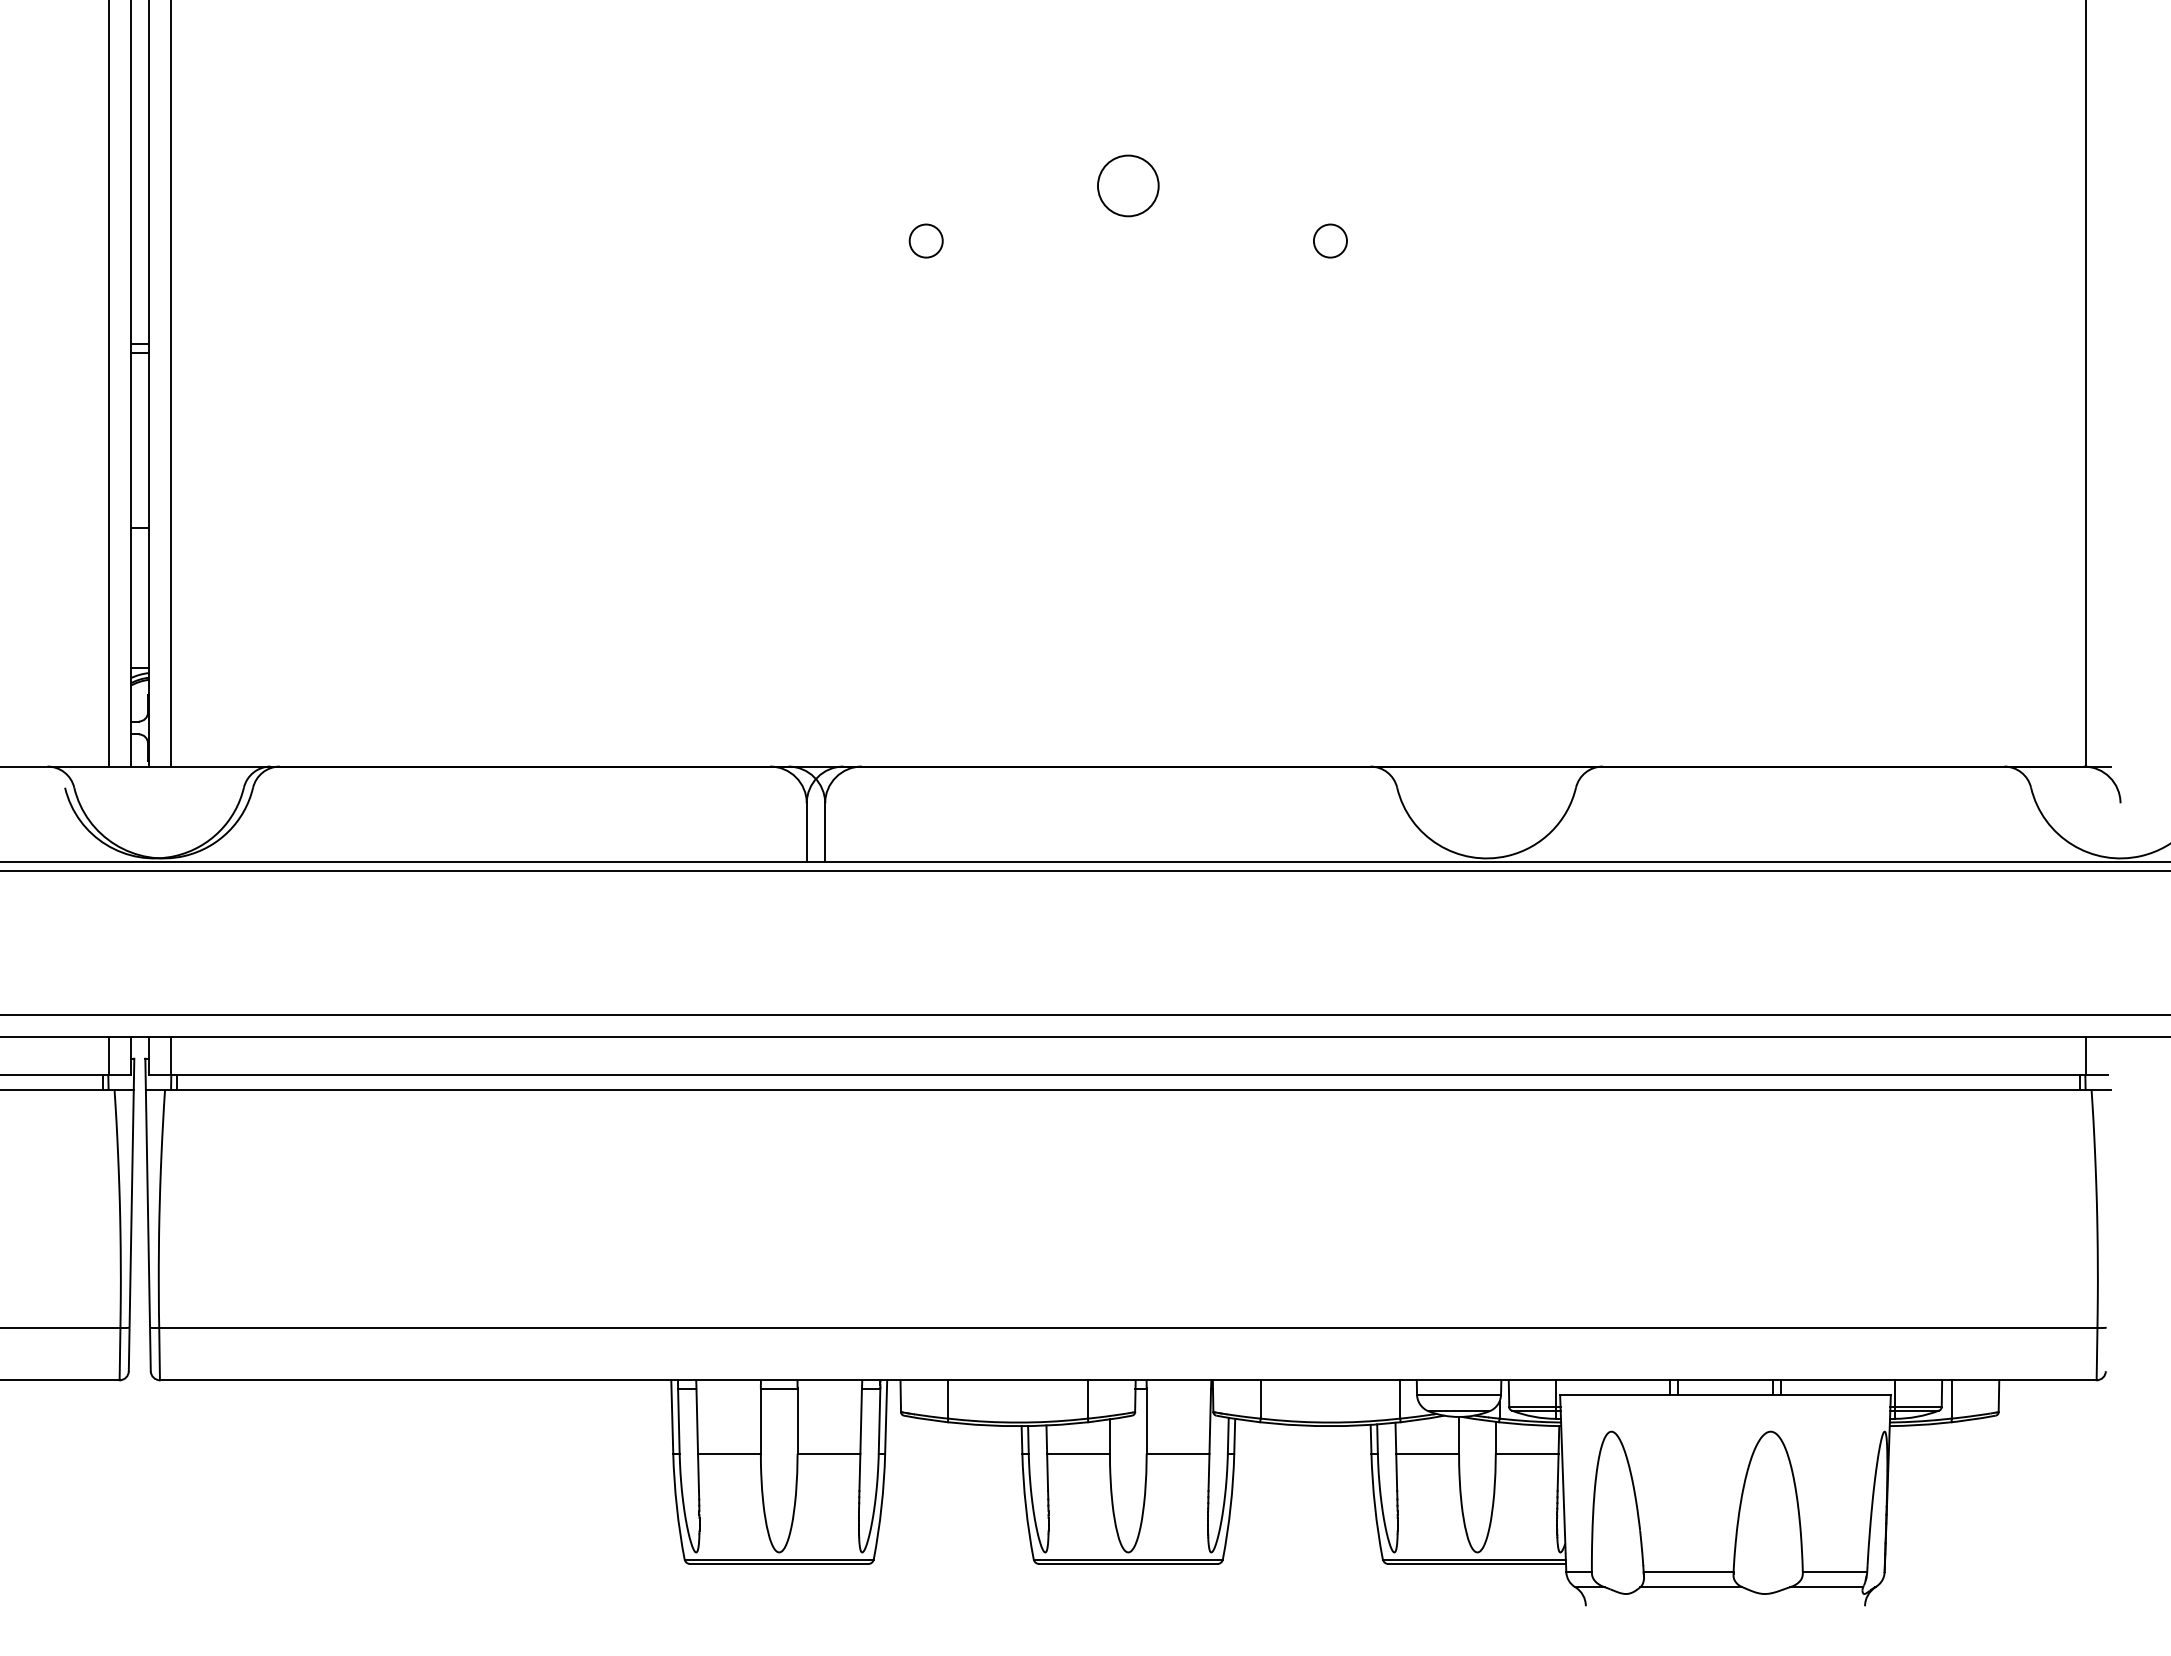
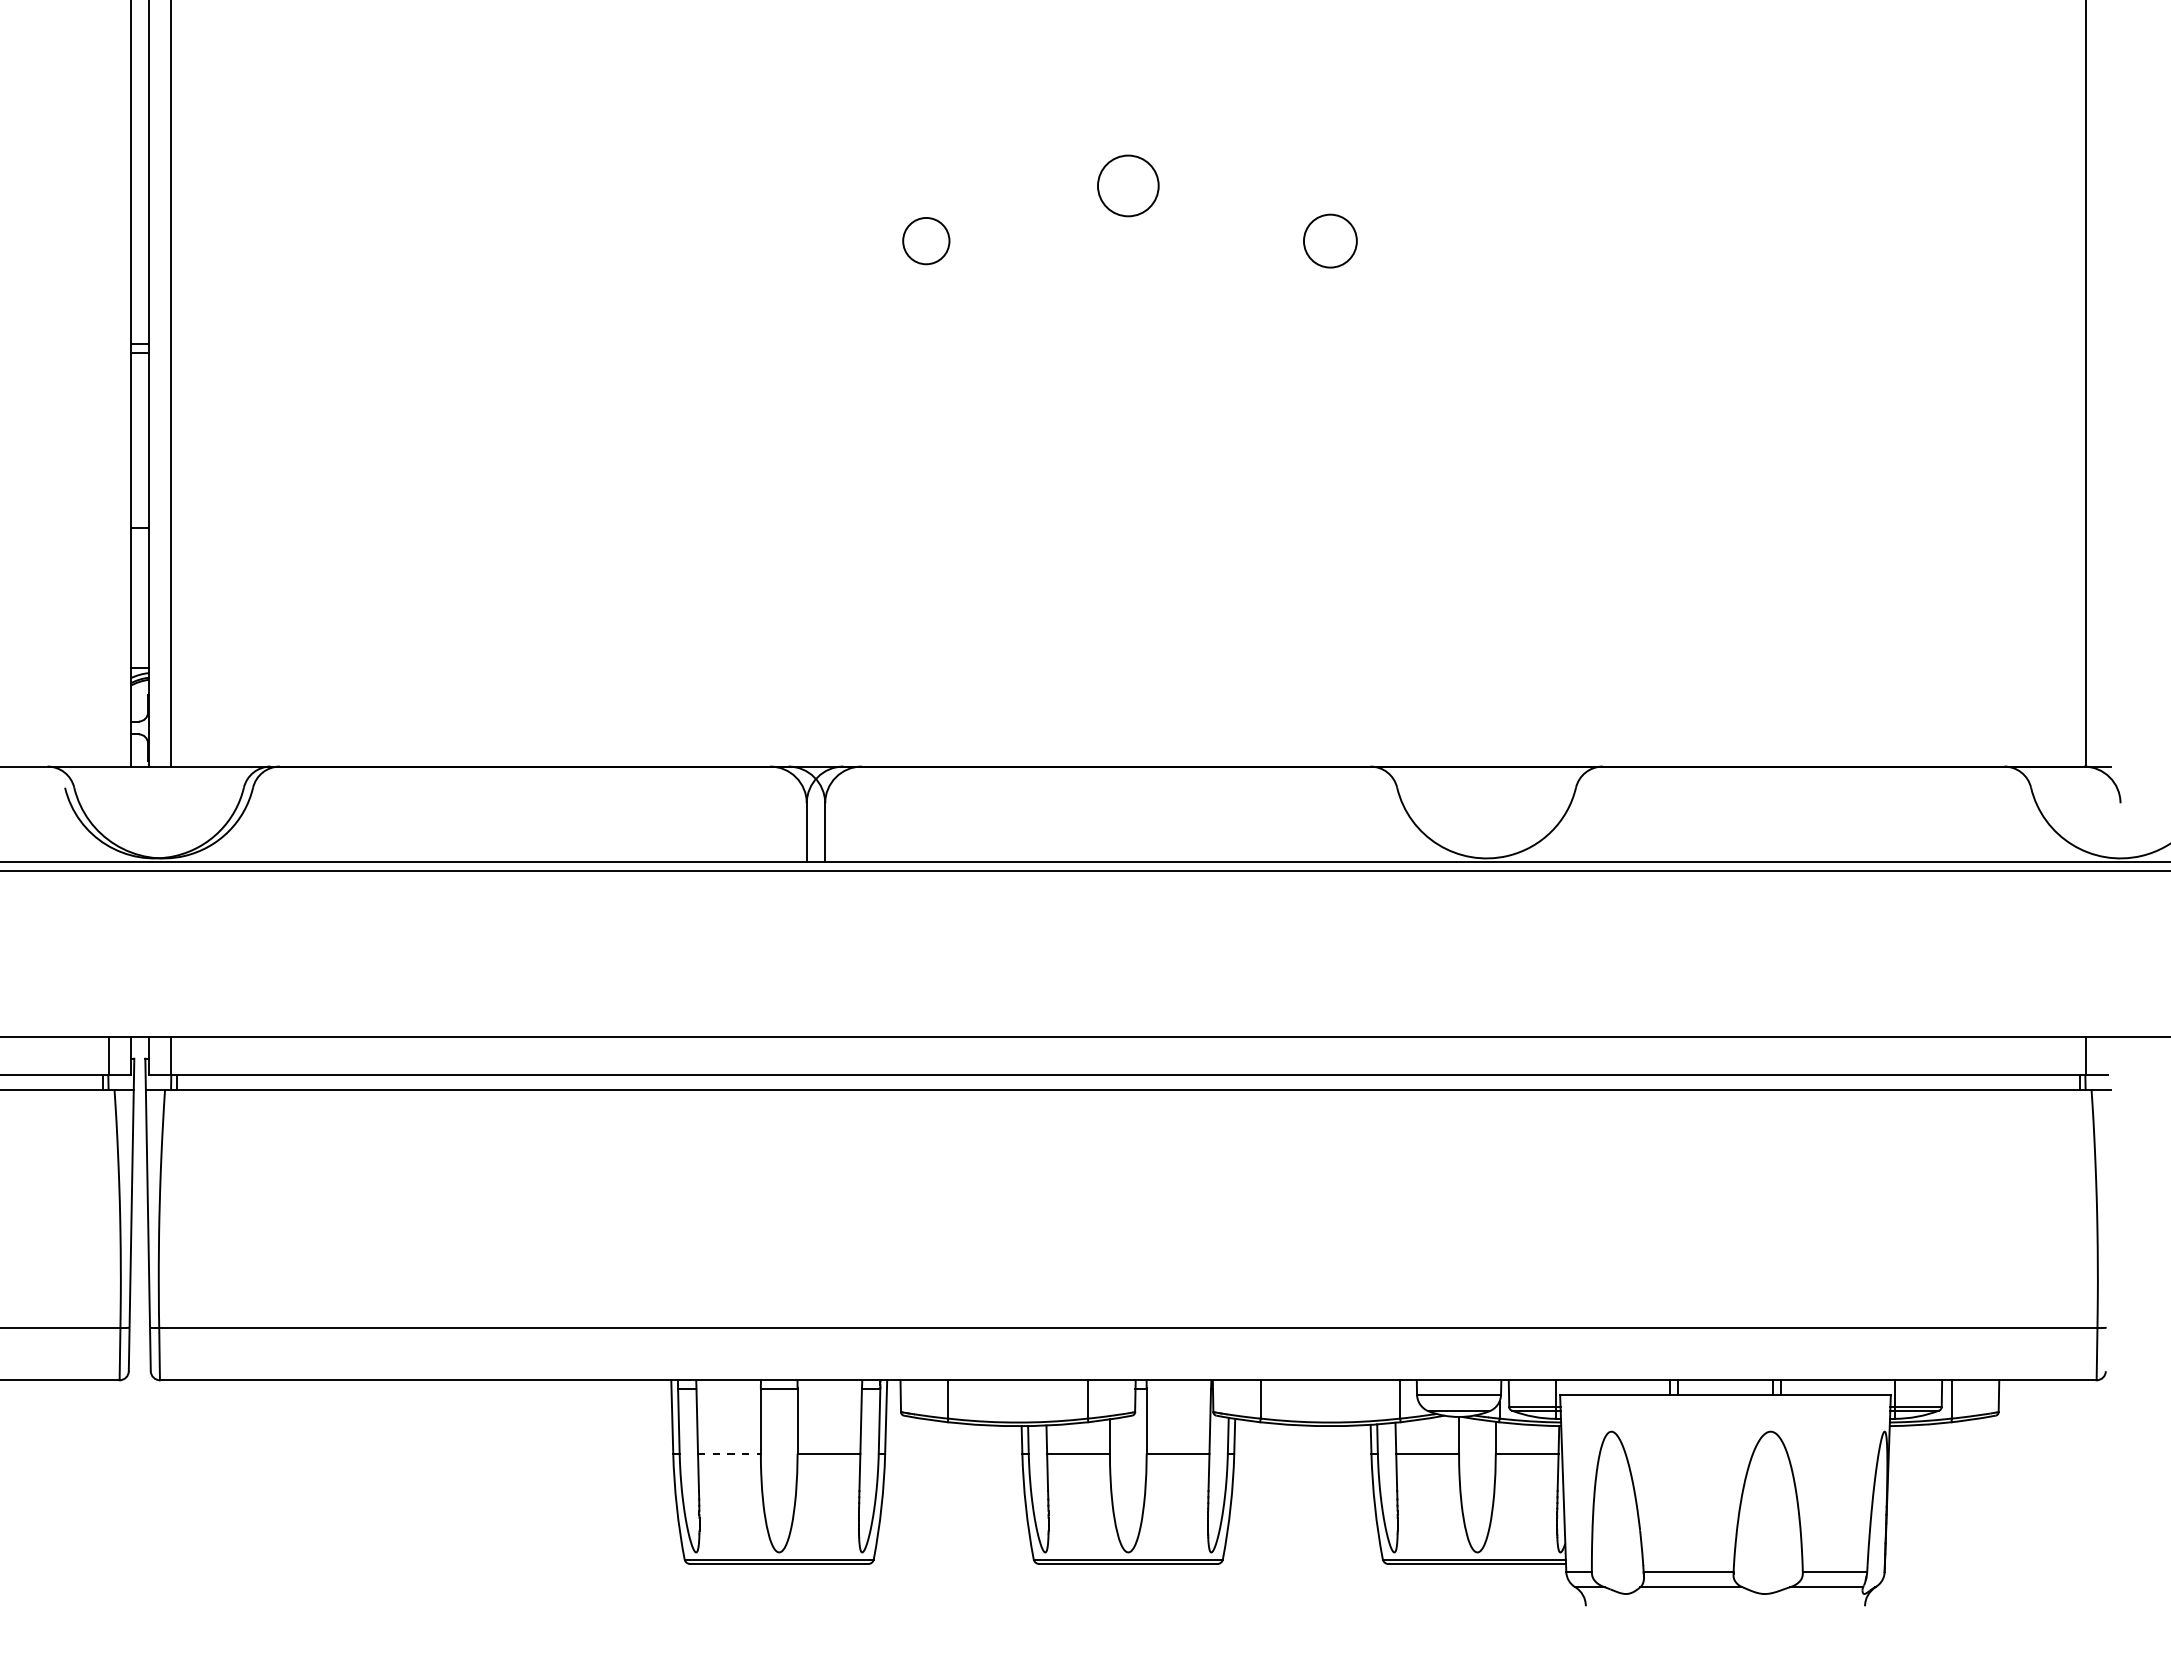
circle size: 36x36 px -> 49x49 px (926, 241)
circle size: 35x36 px -> 55x56 px (1330, 240)
line: present -> none (108, 384)
line: present -> none (1084, 1014)
line: solid -> dashed (729, 1453)
